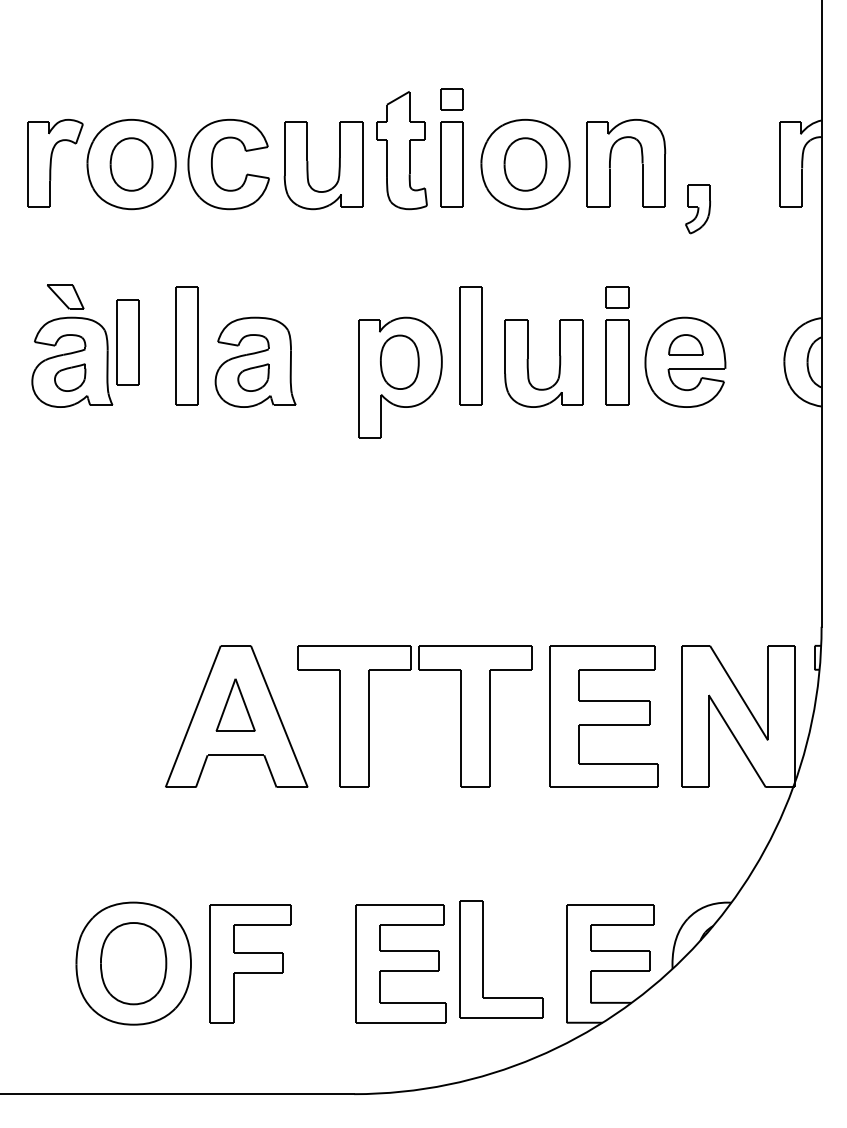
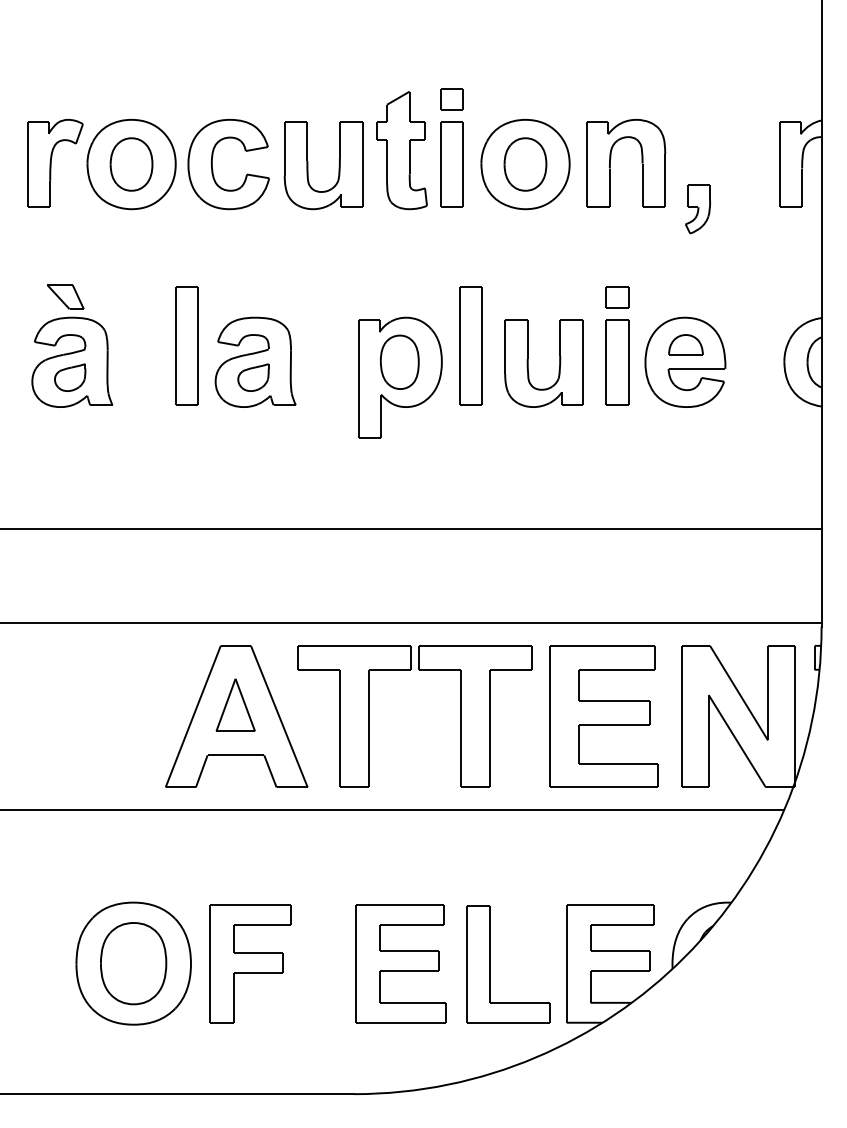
part: present -> none (127, 342)
line: none -> present (411, 529)
line: none -> present (411, 623)
line: none -> present (393, 810)
part position: (483, 959) -> (490, 964) (490, 964)
